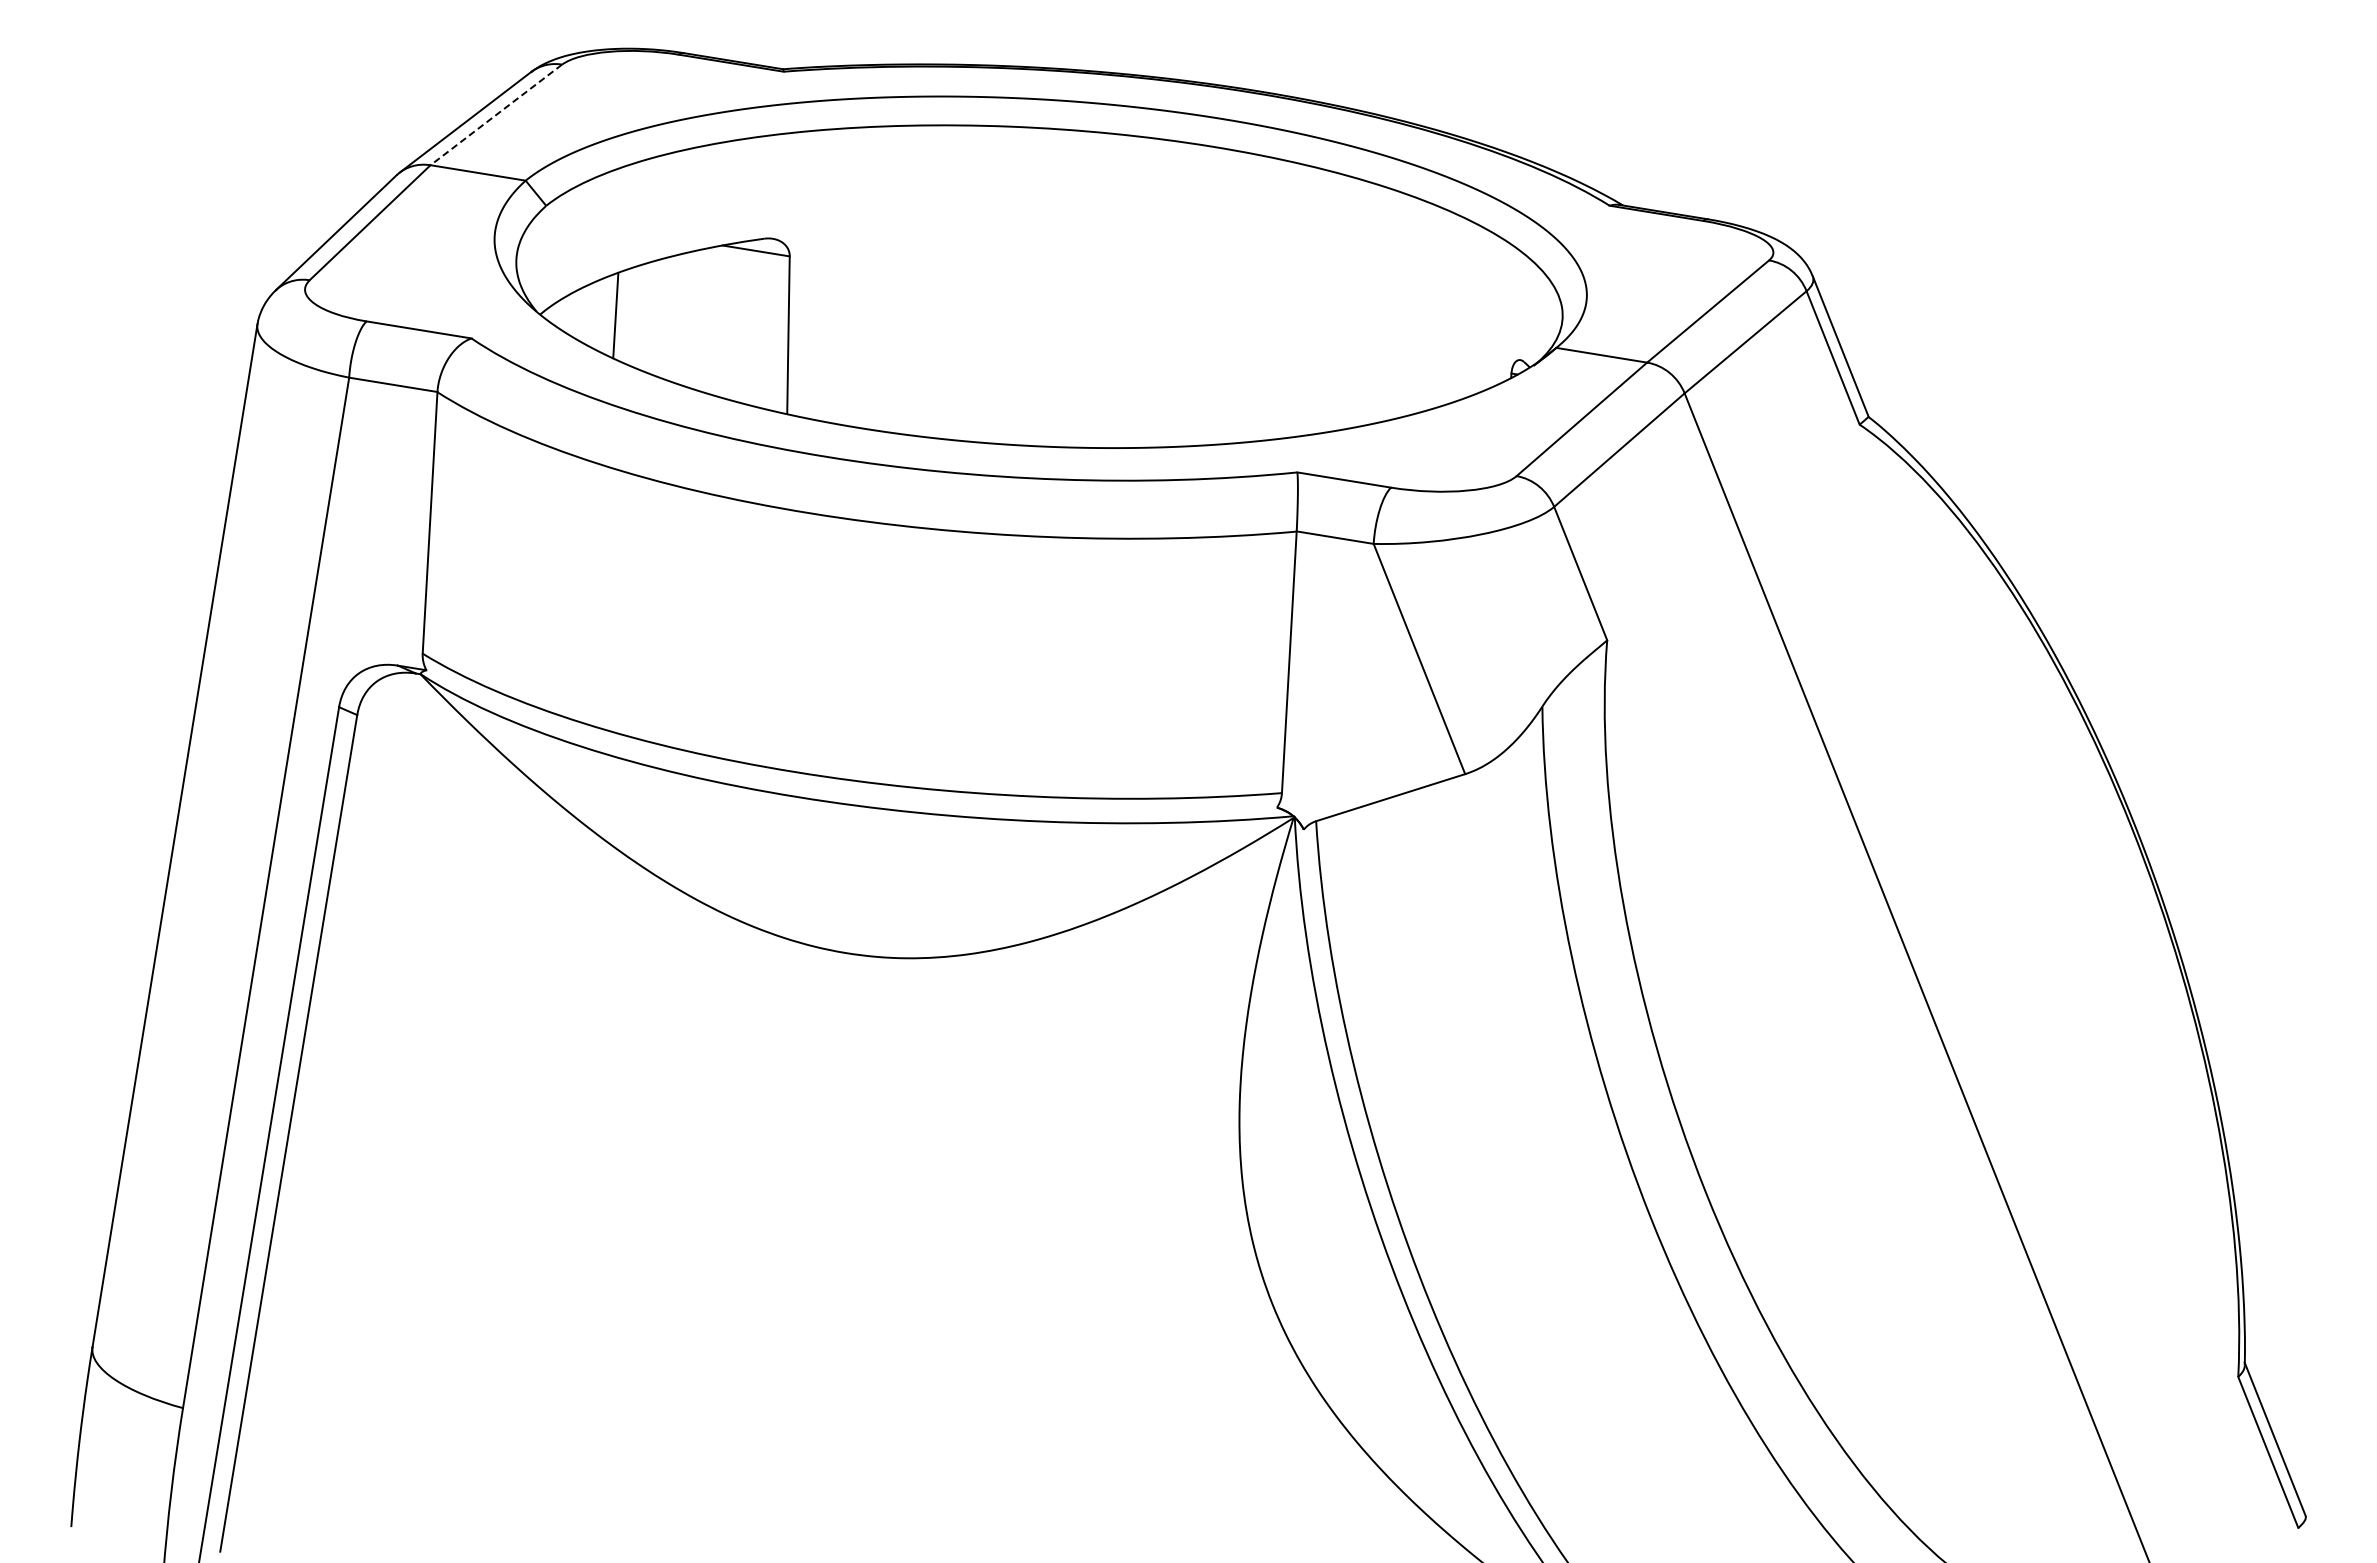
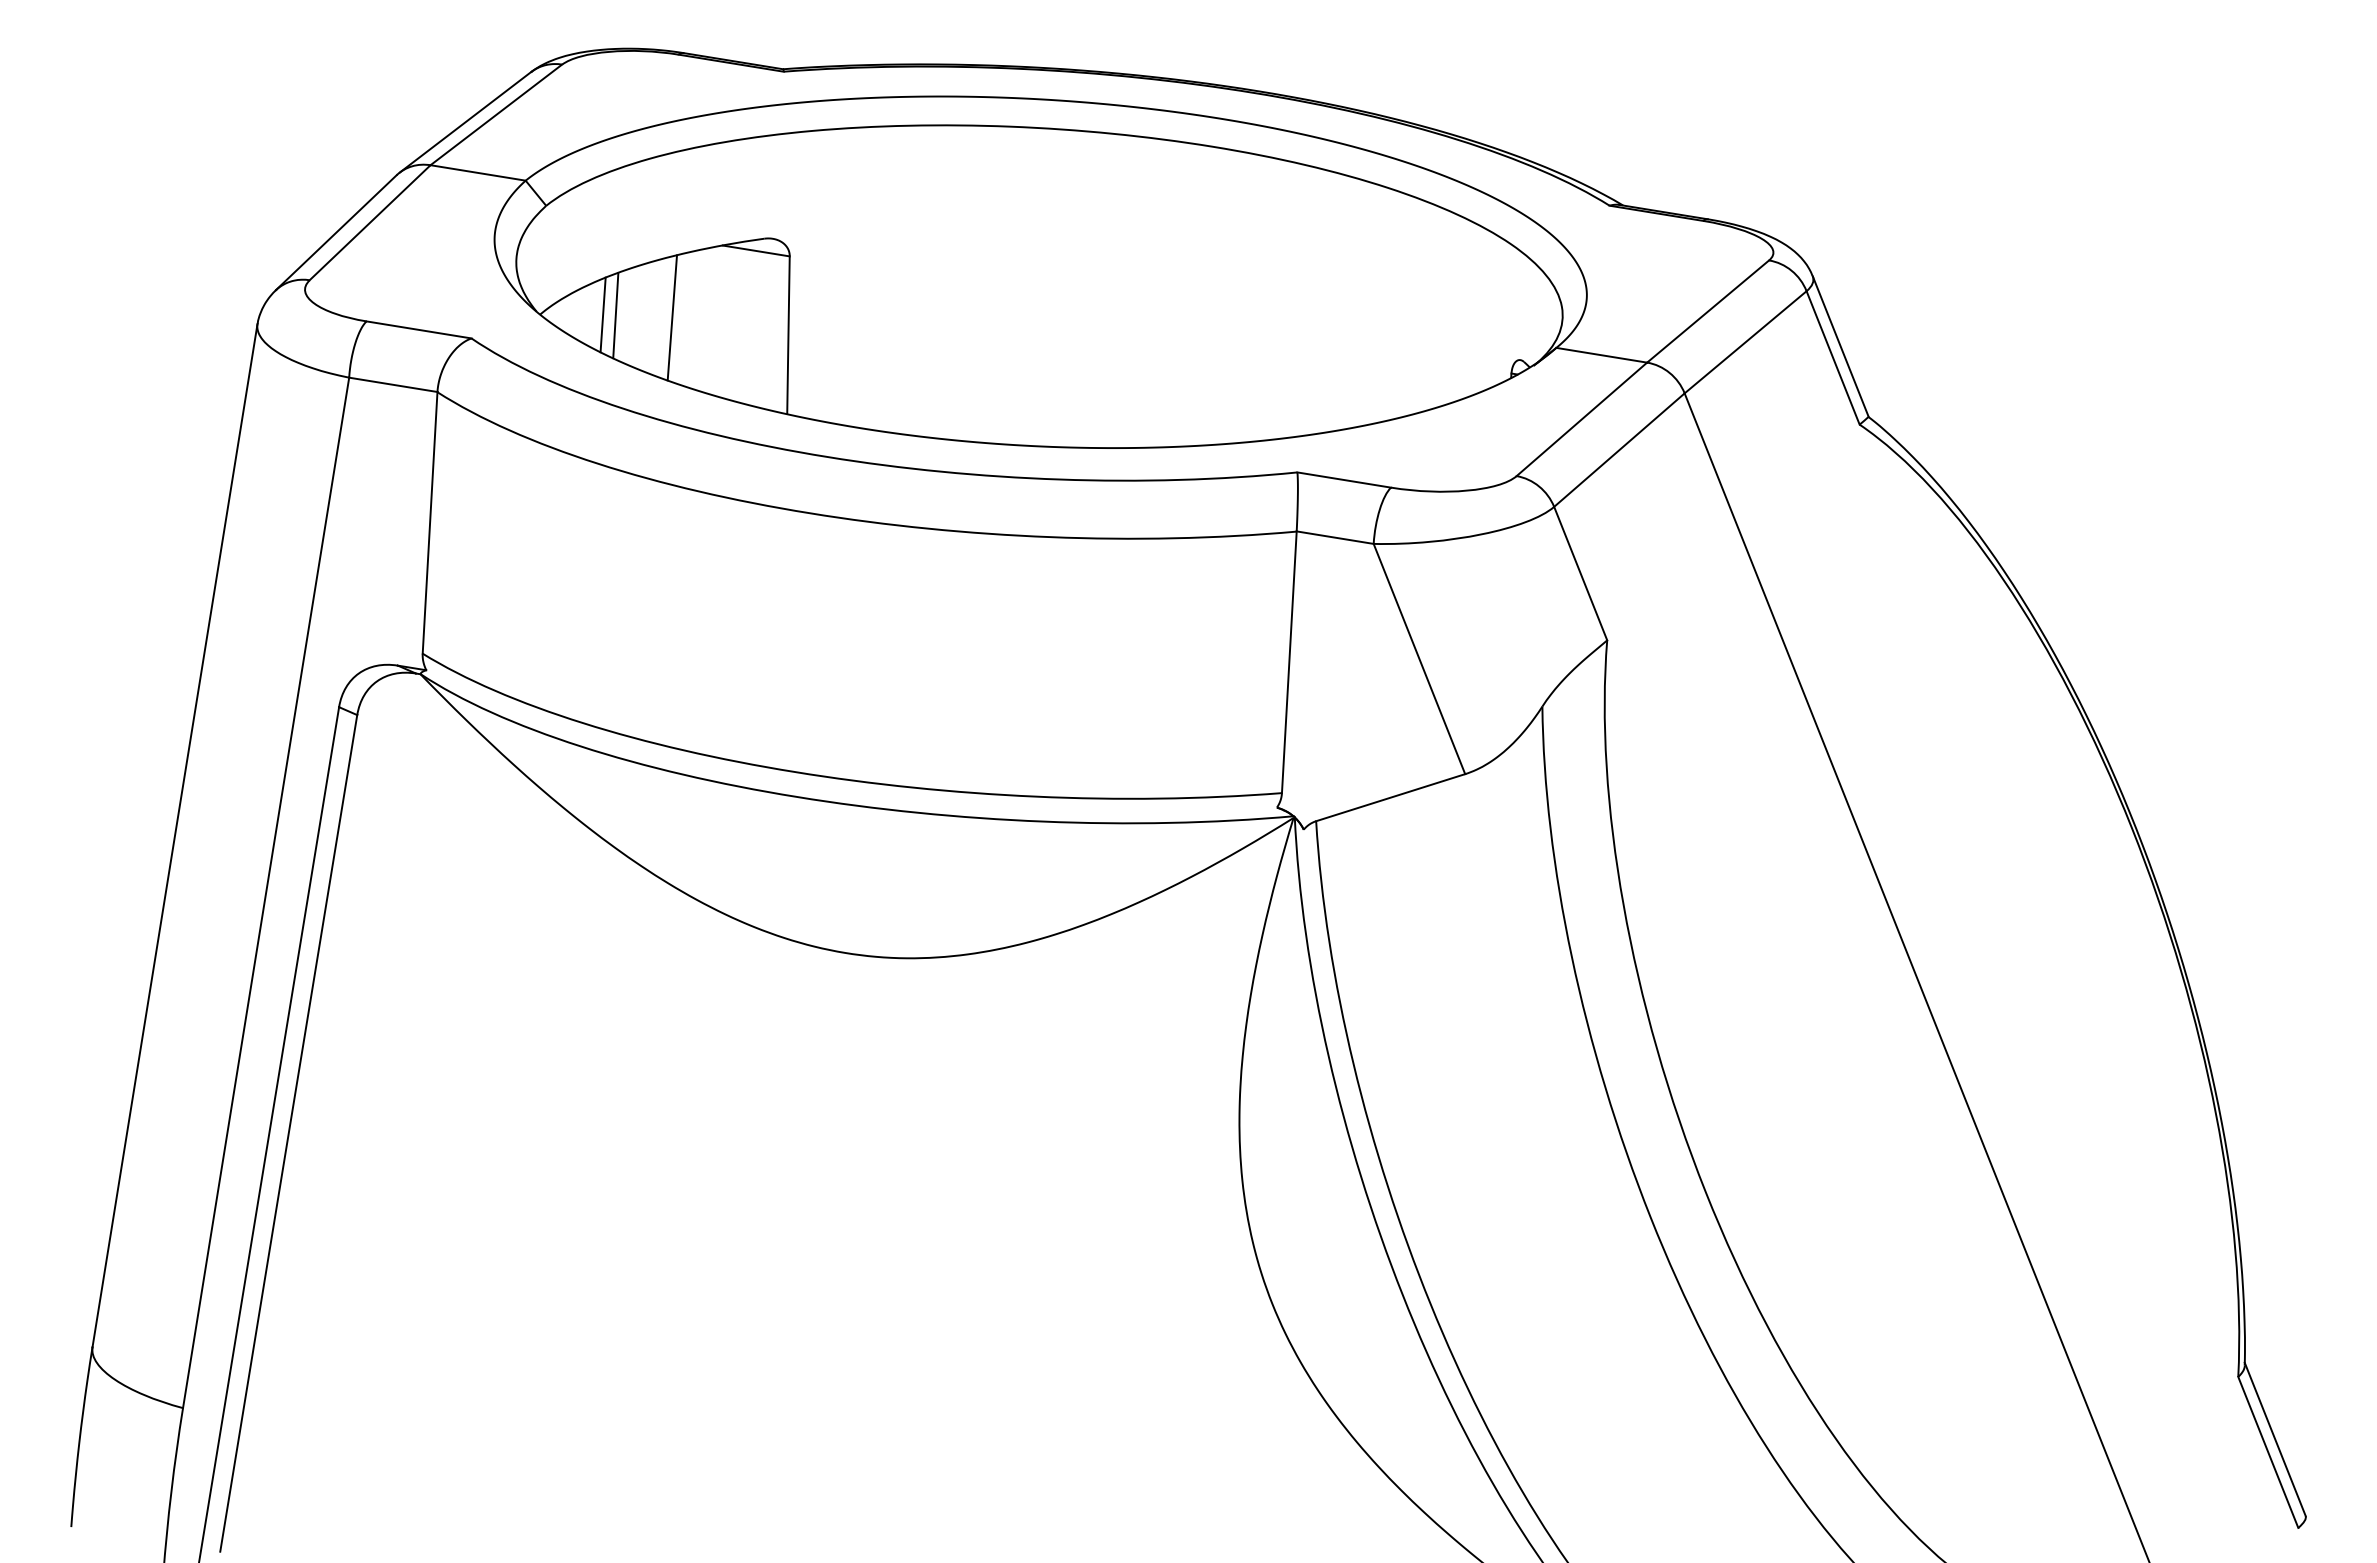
line: dashed -> solid (496, 114)
line: none -> present (602, 314)
line: none -> present (672, 317)
